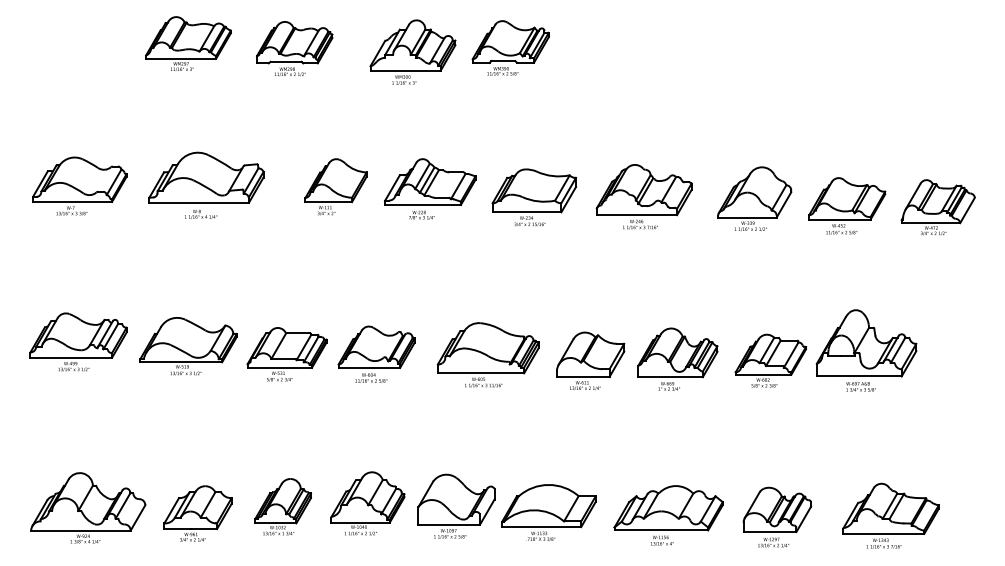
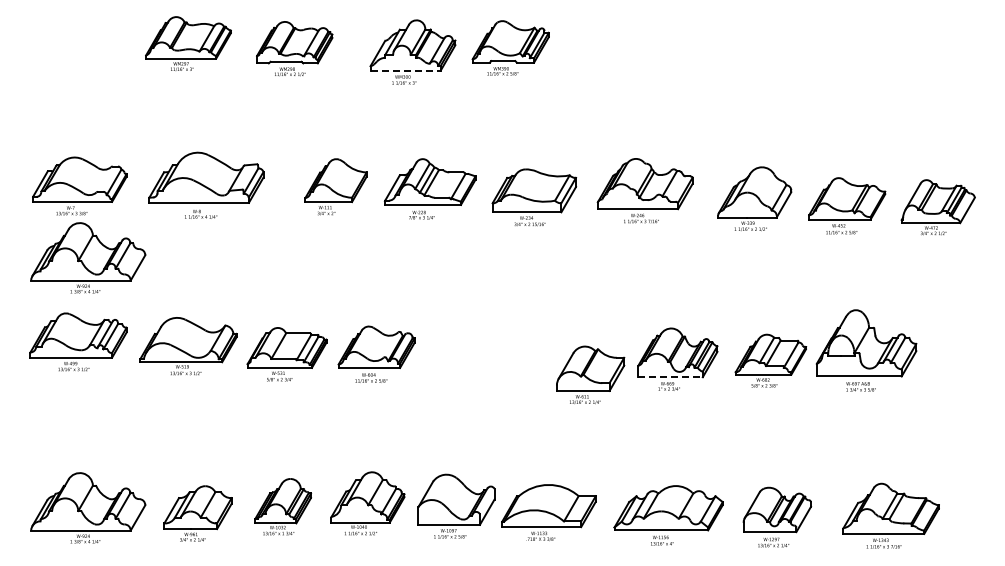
line: solid -> dashed (406, 70)
part position: (643, 196) -> (644, 190) (644, 190)
part: none -> present (88, 257)
part: present -> none (487, 354)
part position: (590, 360) -> (590, 374) (590, 374)
line: solid -> dashed (671, 377)
